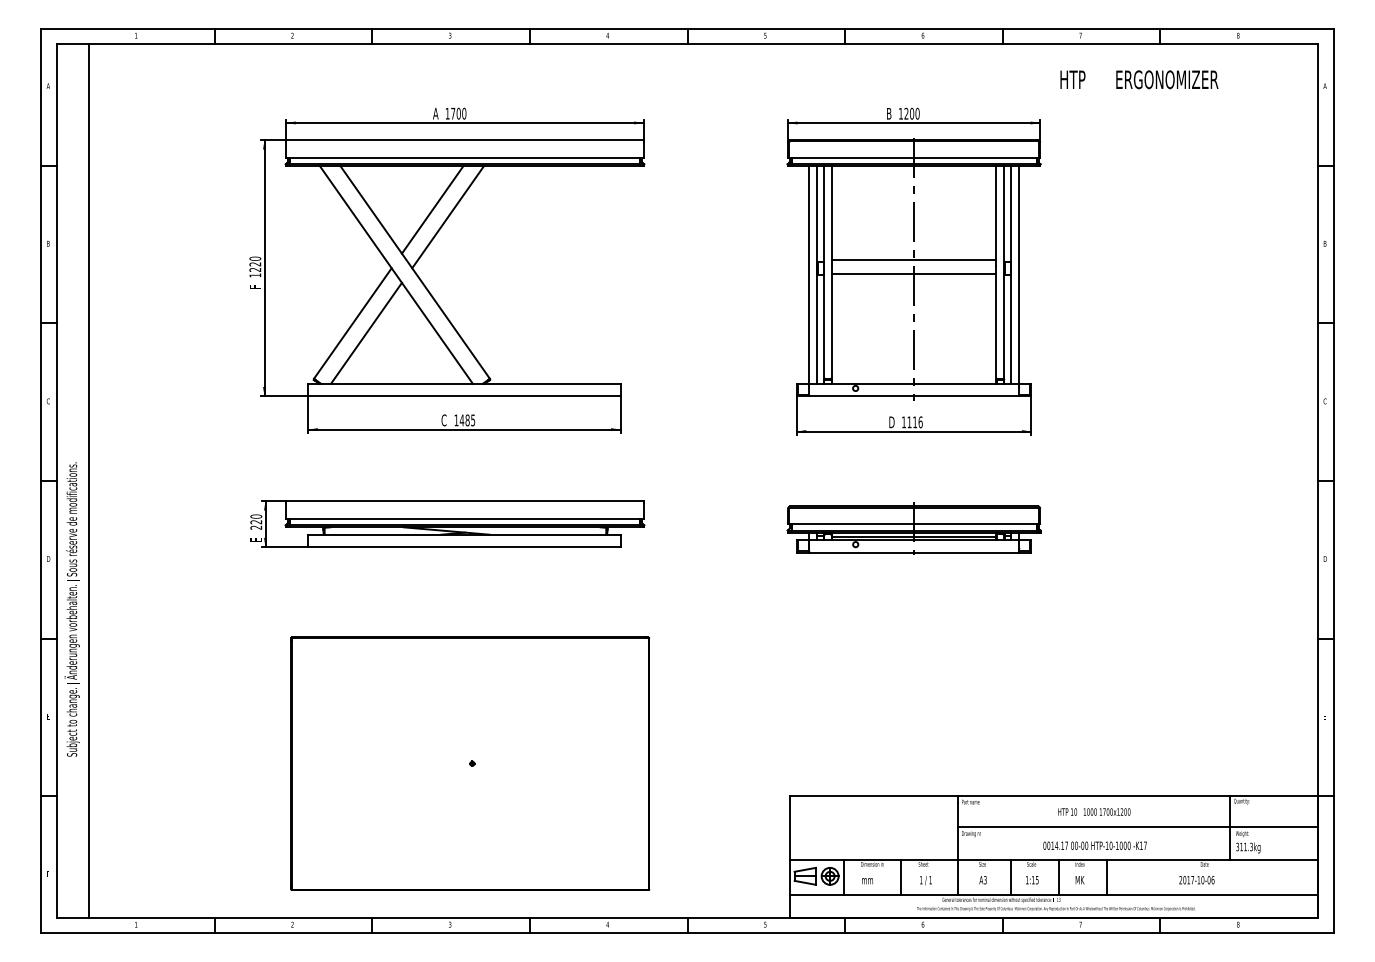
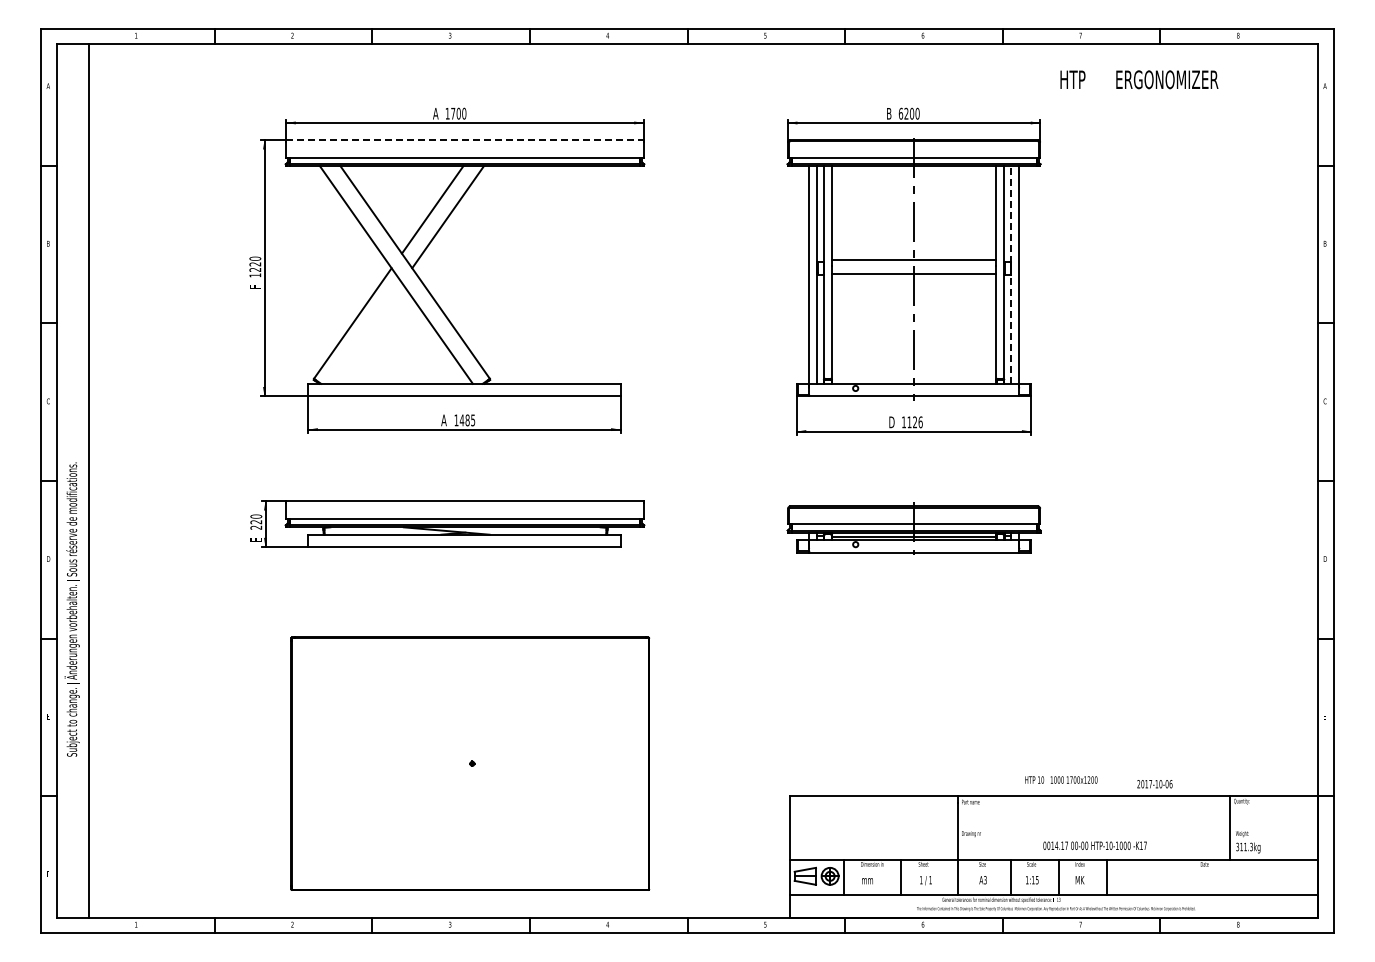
text: 1200 -> 6200 (900, 113)
line: solid -> dashed (465, 140)
line: solid -> dashed (1010, 275)
line: present -> none (366, 332)
text: C -> A (443, 420)
text: 1116 -> 1126 (914, 421)
text position: (1094, 811) -> (1061, 779) (1061, 779)
line: present -> none (1137, 827)
text position: (1196, 880) -> (1154, 784) (1154, 784)
